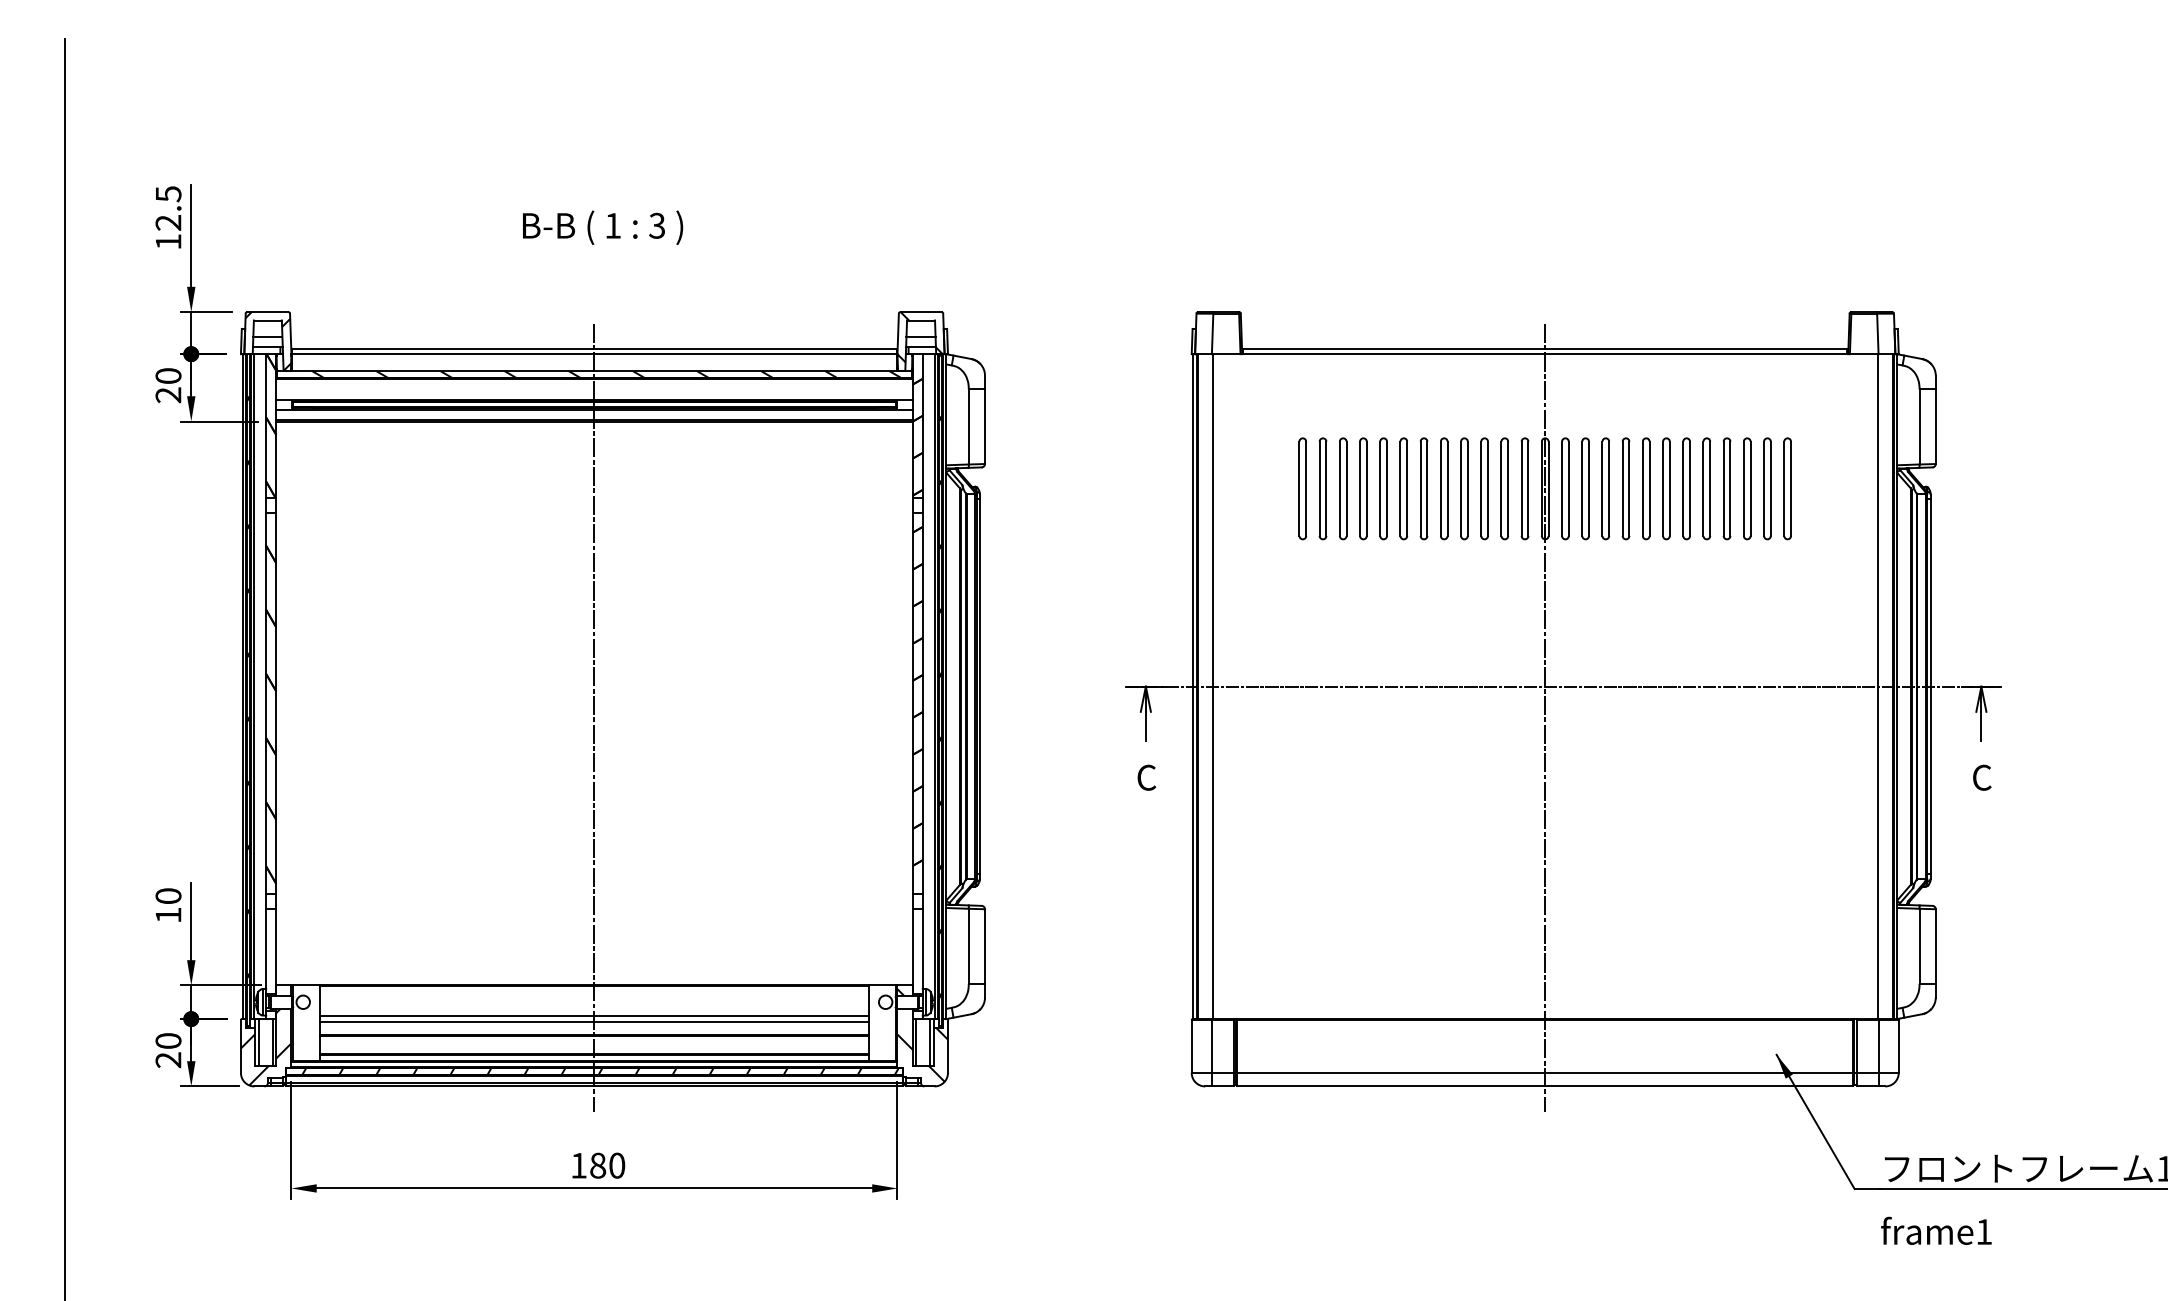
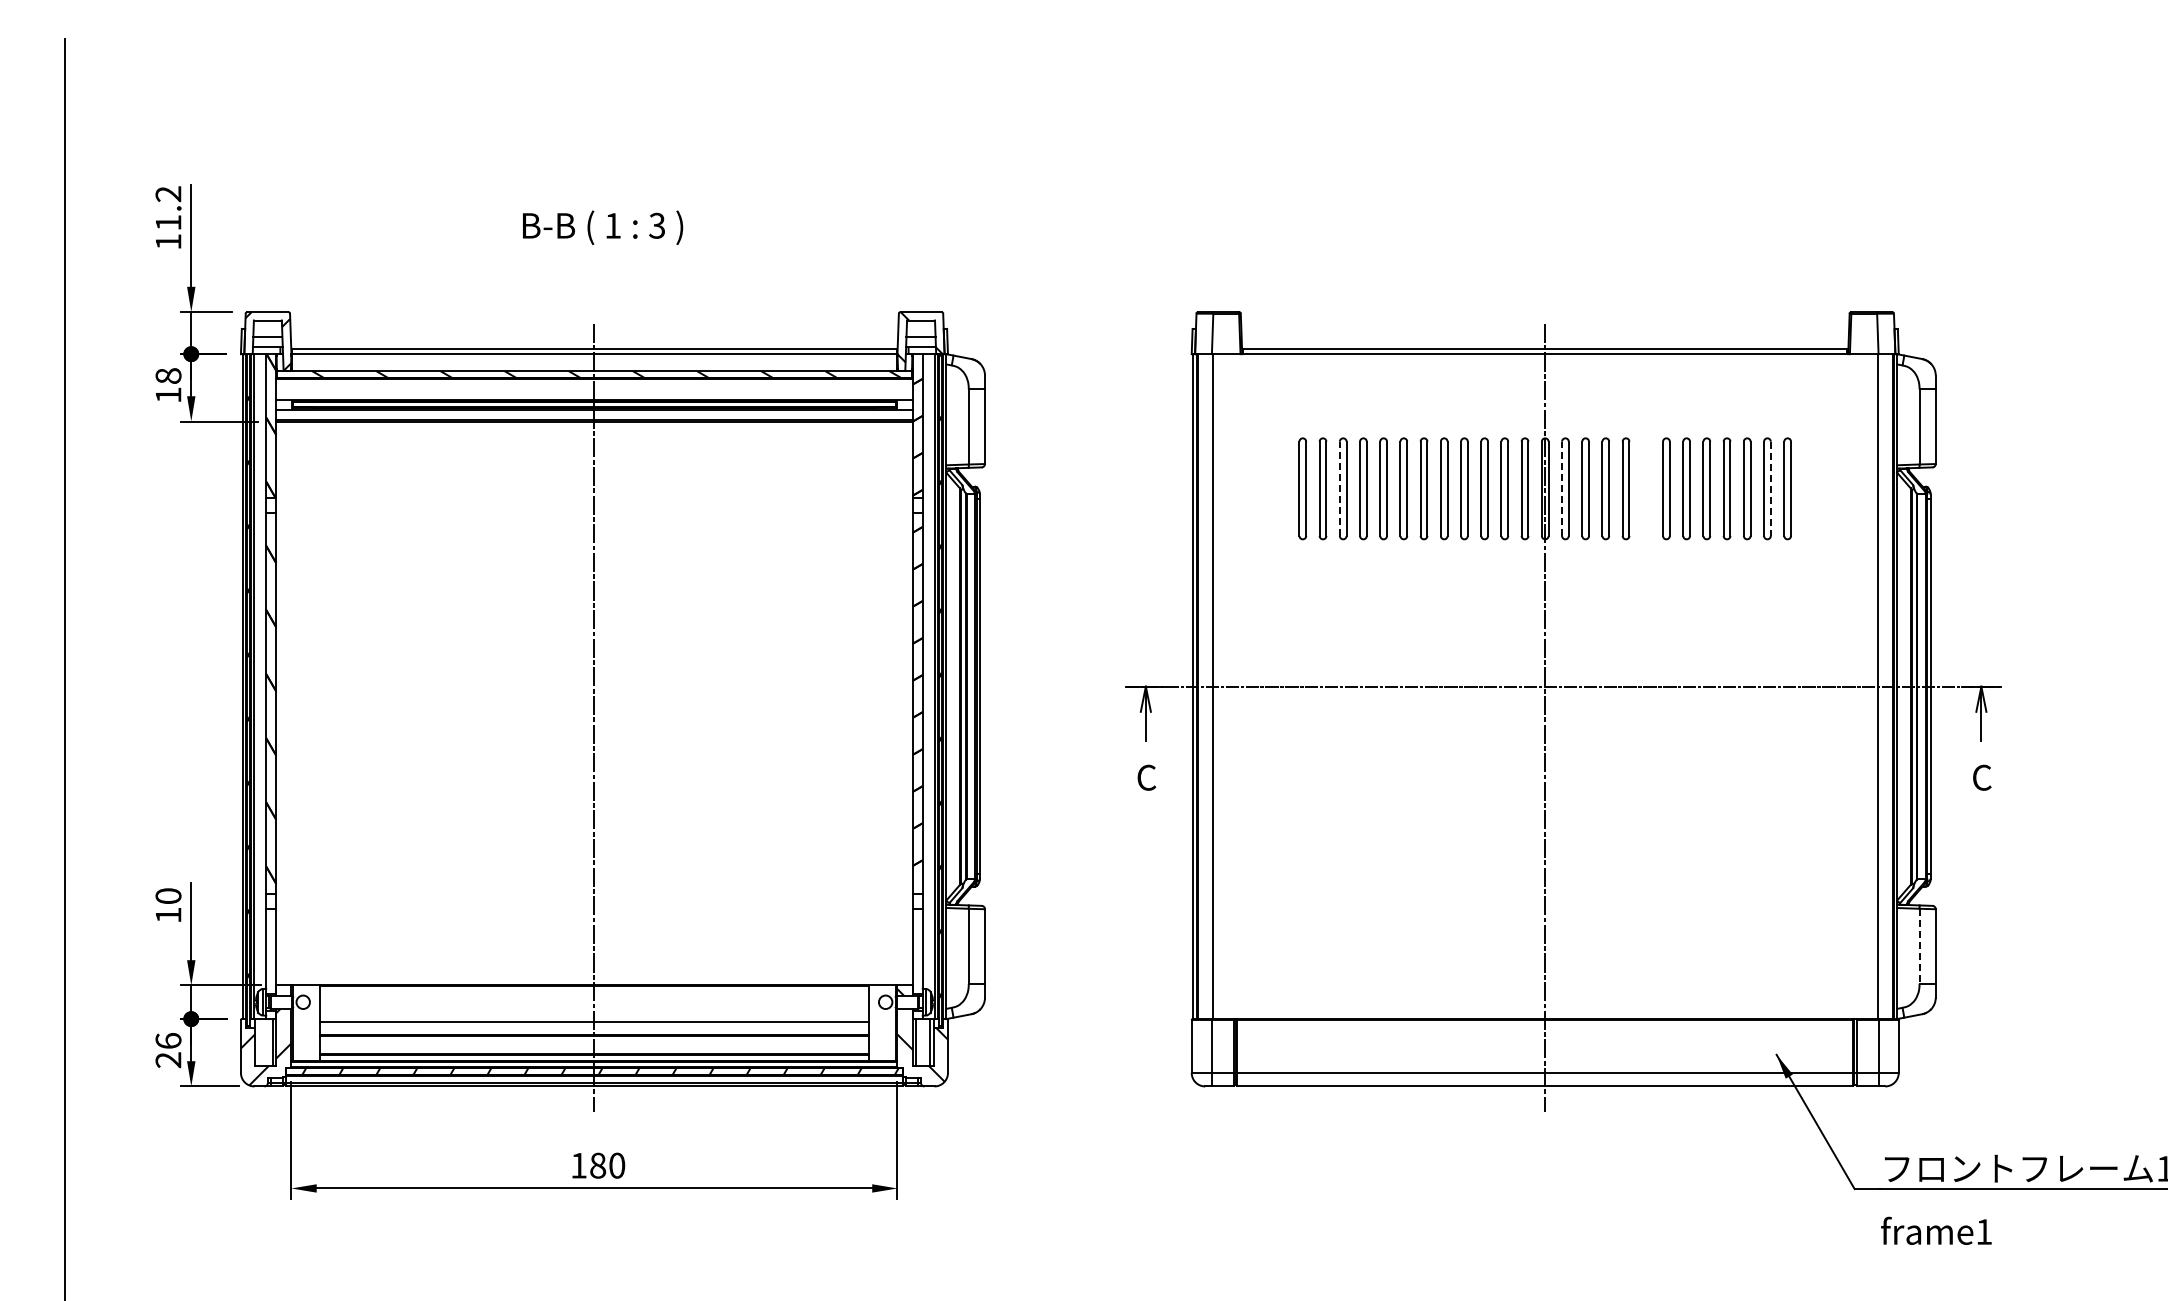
text: 12.5 -> 11.2 (168, 208)
text: 20 -> 18 (168, 385)
line: solid -> dashed (1339, 488)
line: solid -> dashed (1562, 488)
part: present -> none (1646, 488)
line: solid -> dashed (1770, 489)
line: solid -> dashed (1919, 946)
line: present -> none (594, 1015)
text: 20 -> 26 (168, 1040)
line: present -> none (258, 1042)
